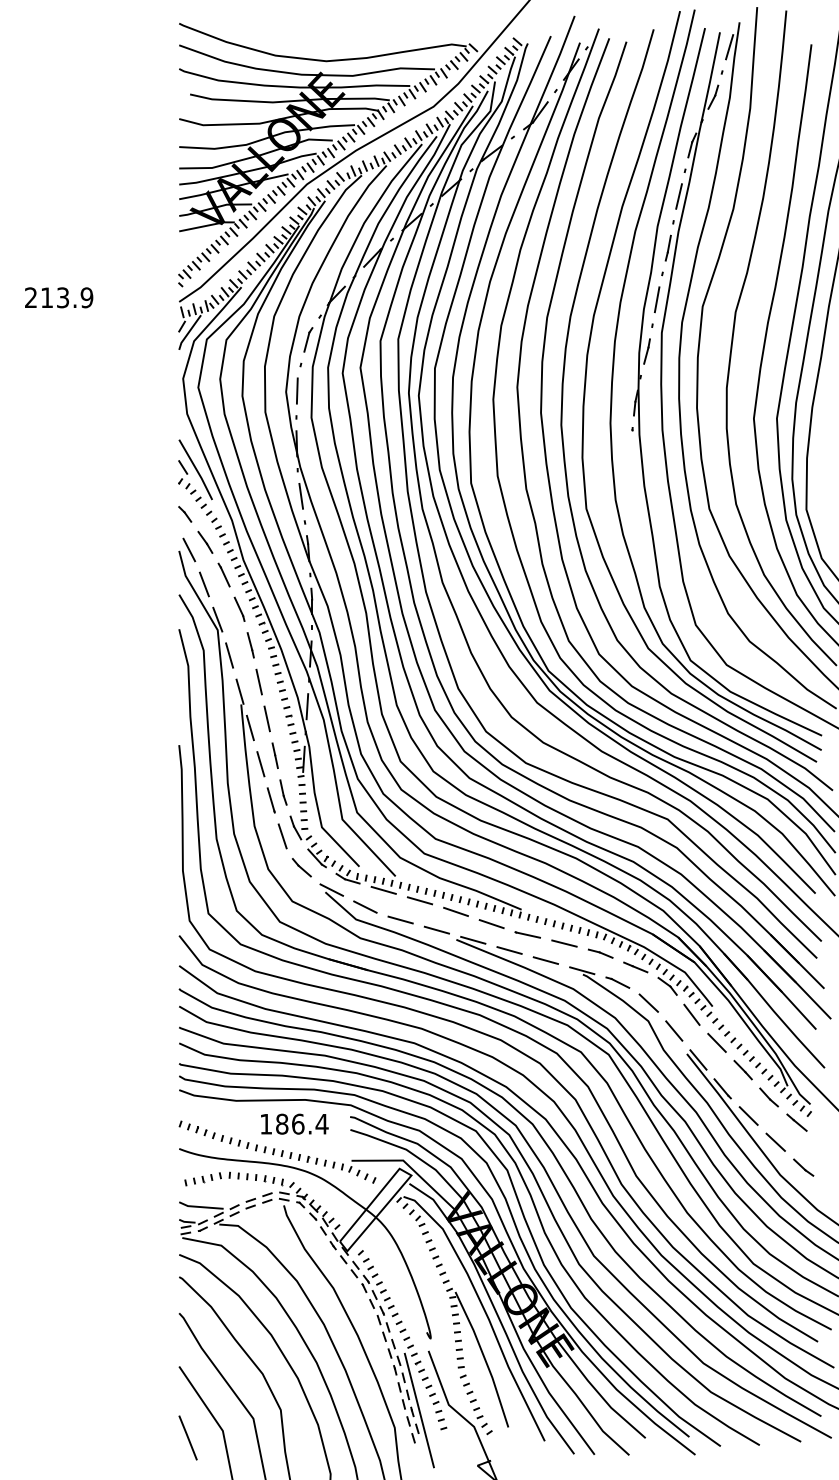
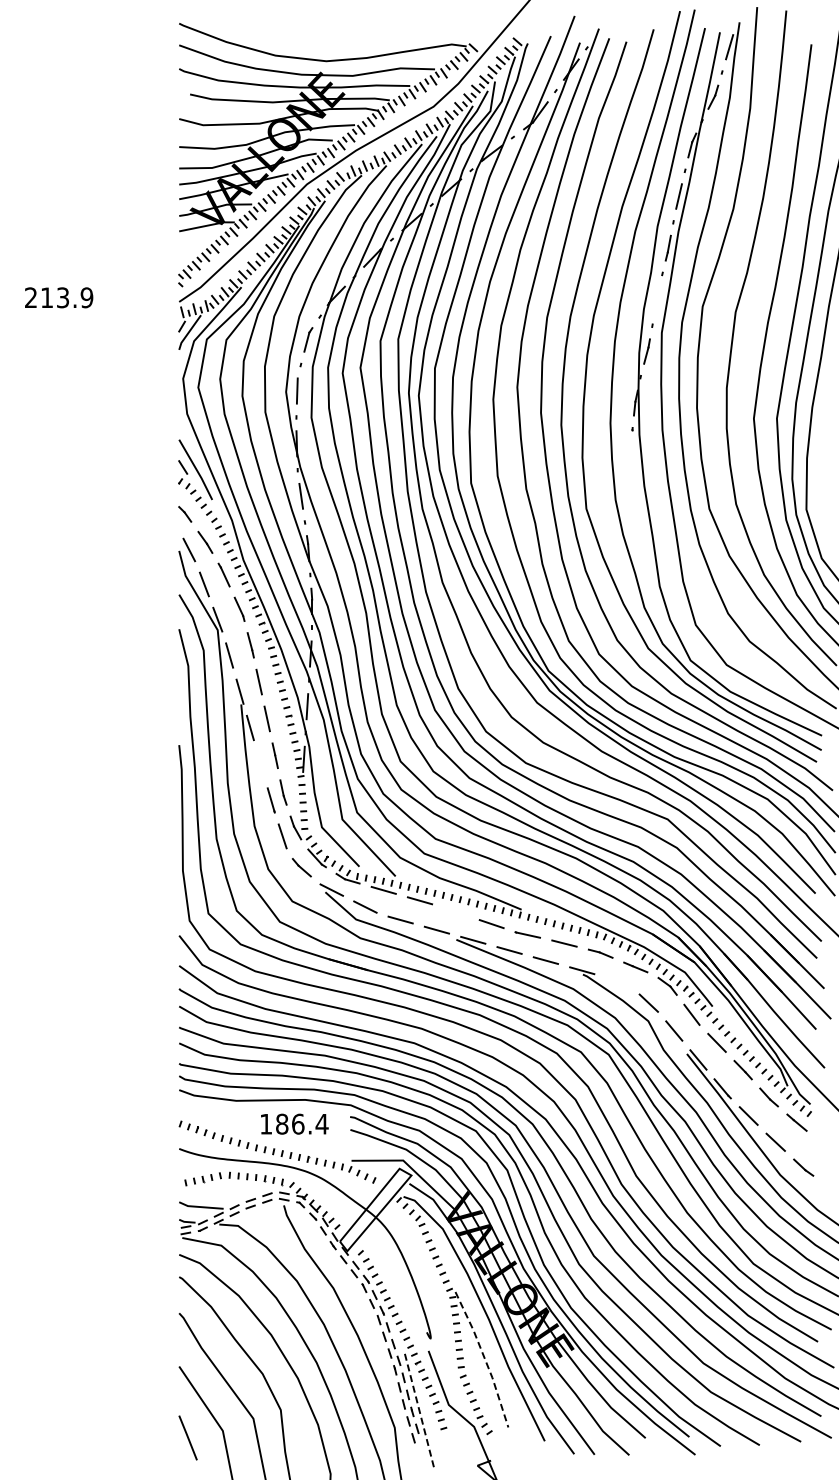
line: present -> none (656, 299)
line: present -> none (260, 764)
line: present -> none (455, 911)
part: present -> none (617, 982)
line: solid -> dashed (484, 1358)
line: solid -> dashed (419, 1410)
